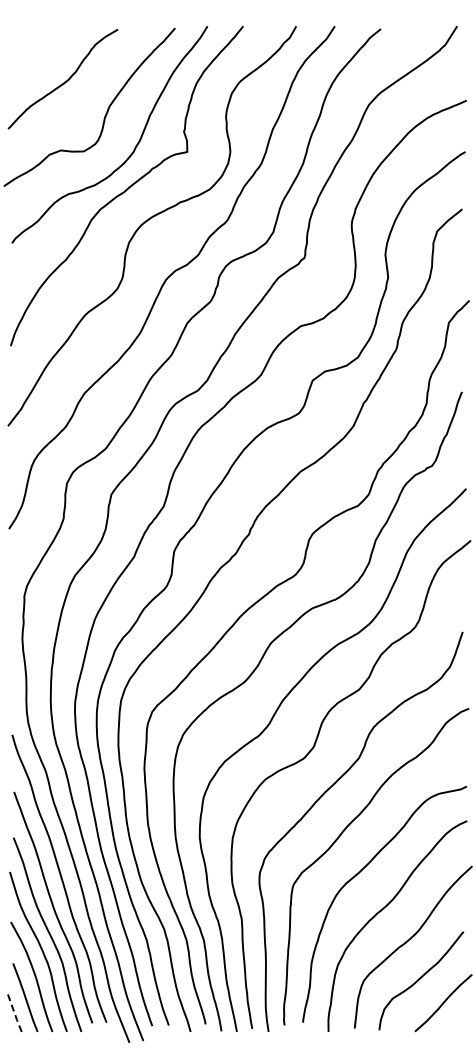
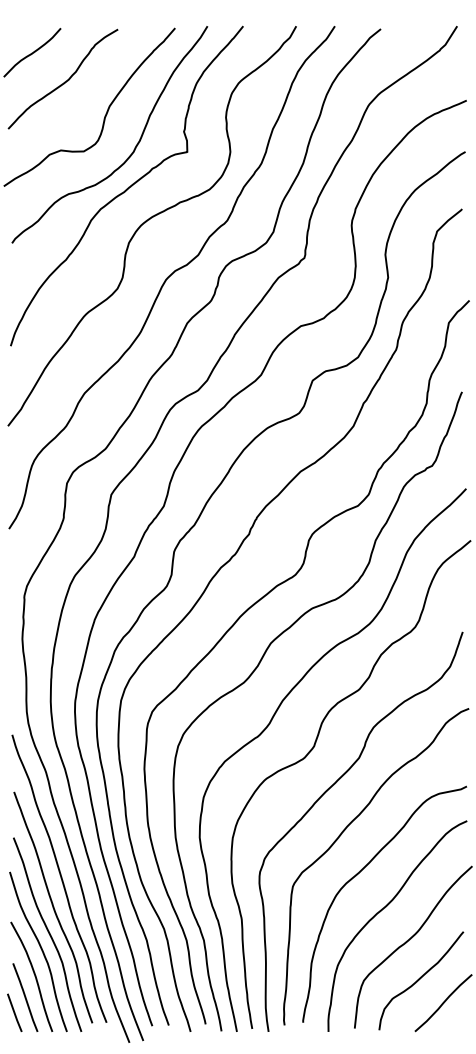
curve: none -> present (32, 52)
line: dashed -> solid (14, 1013)
